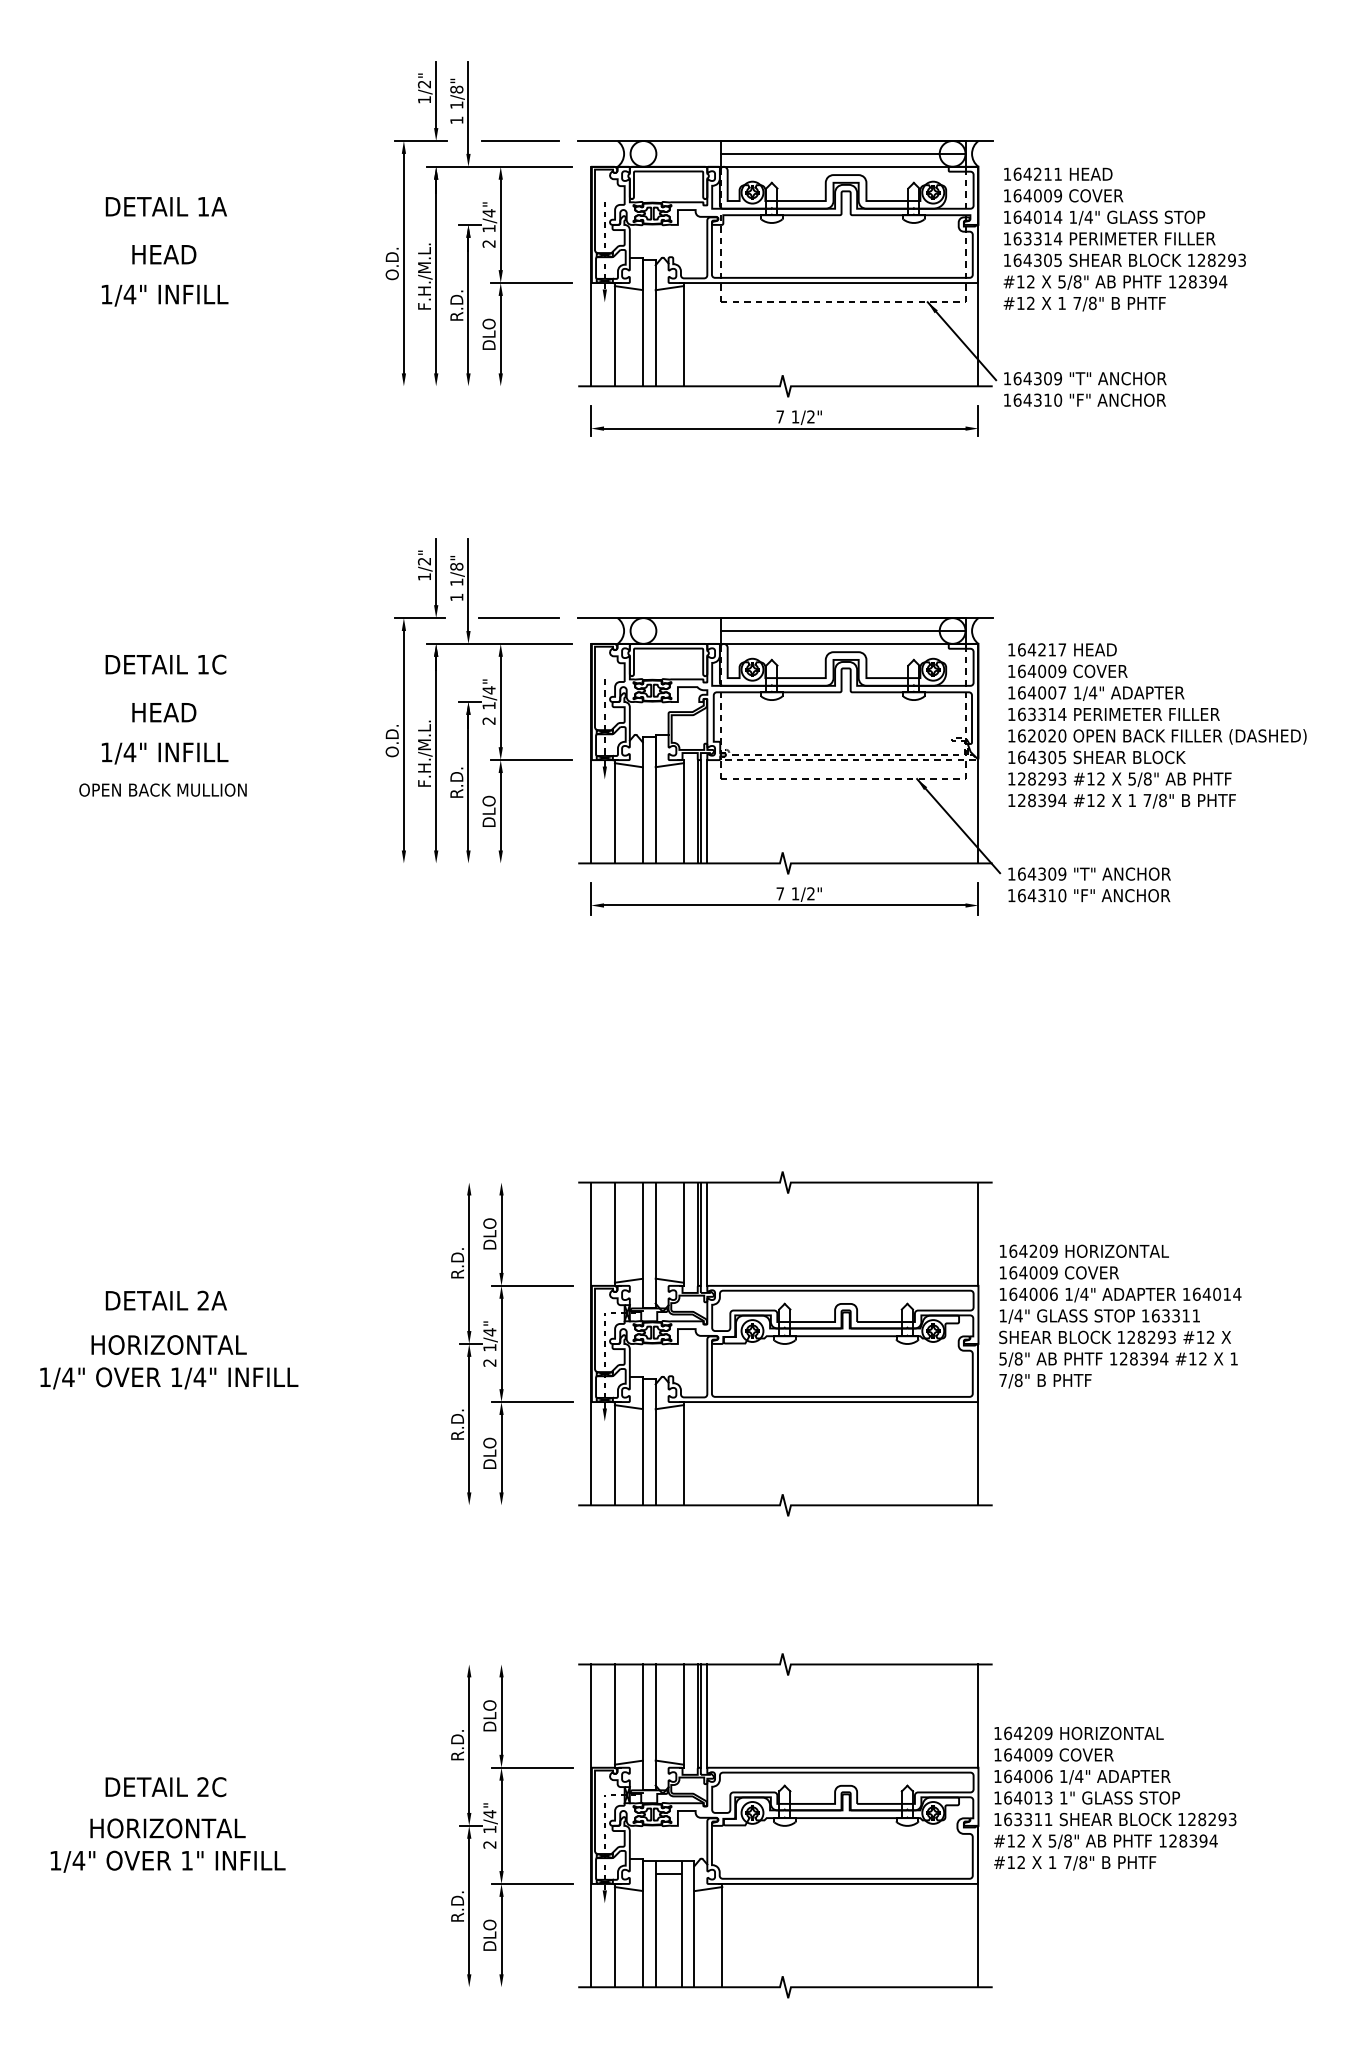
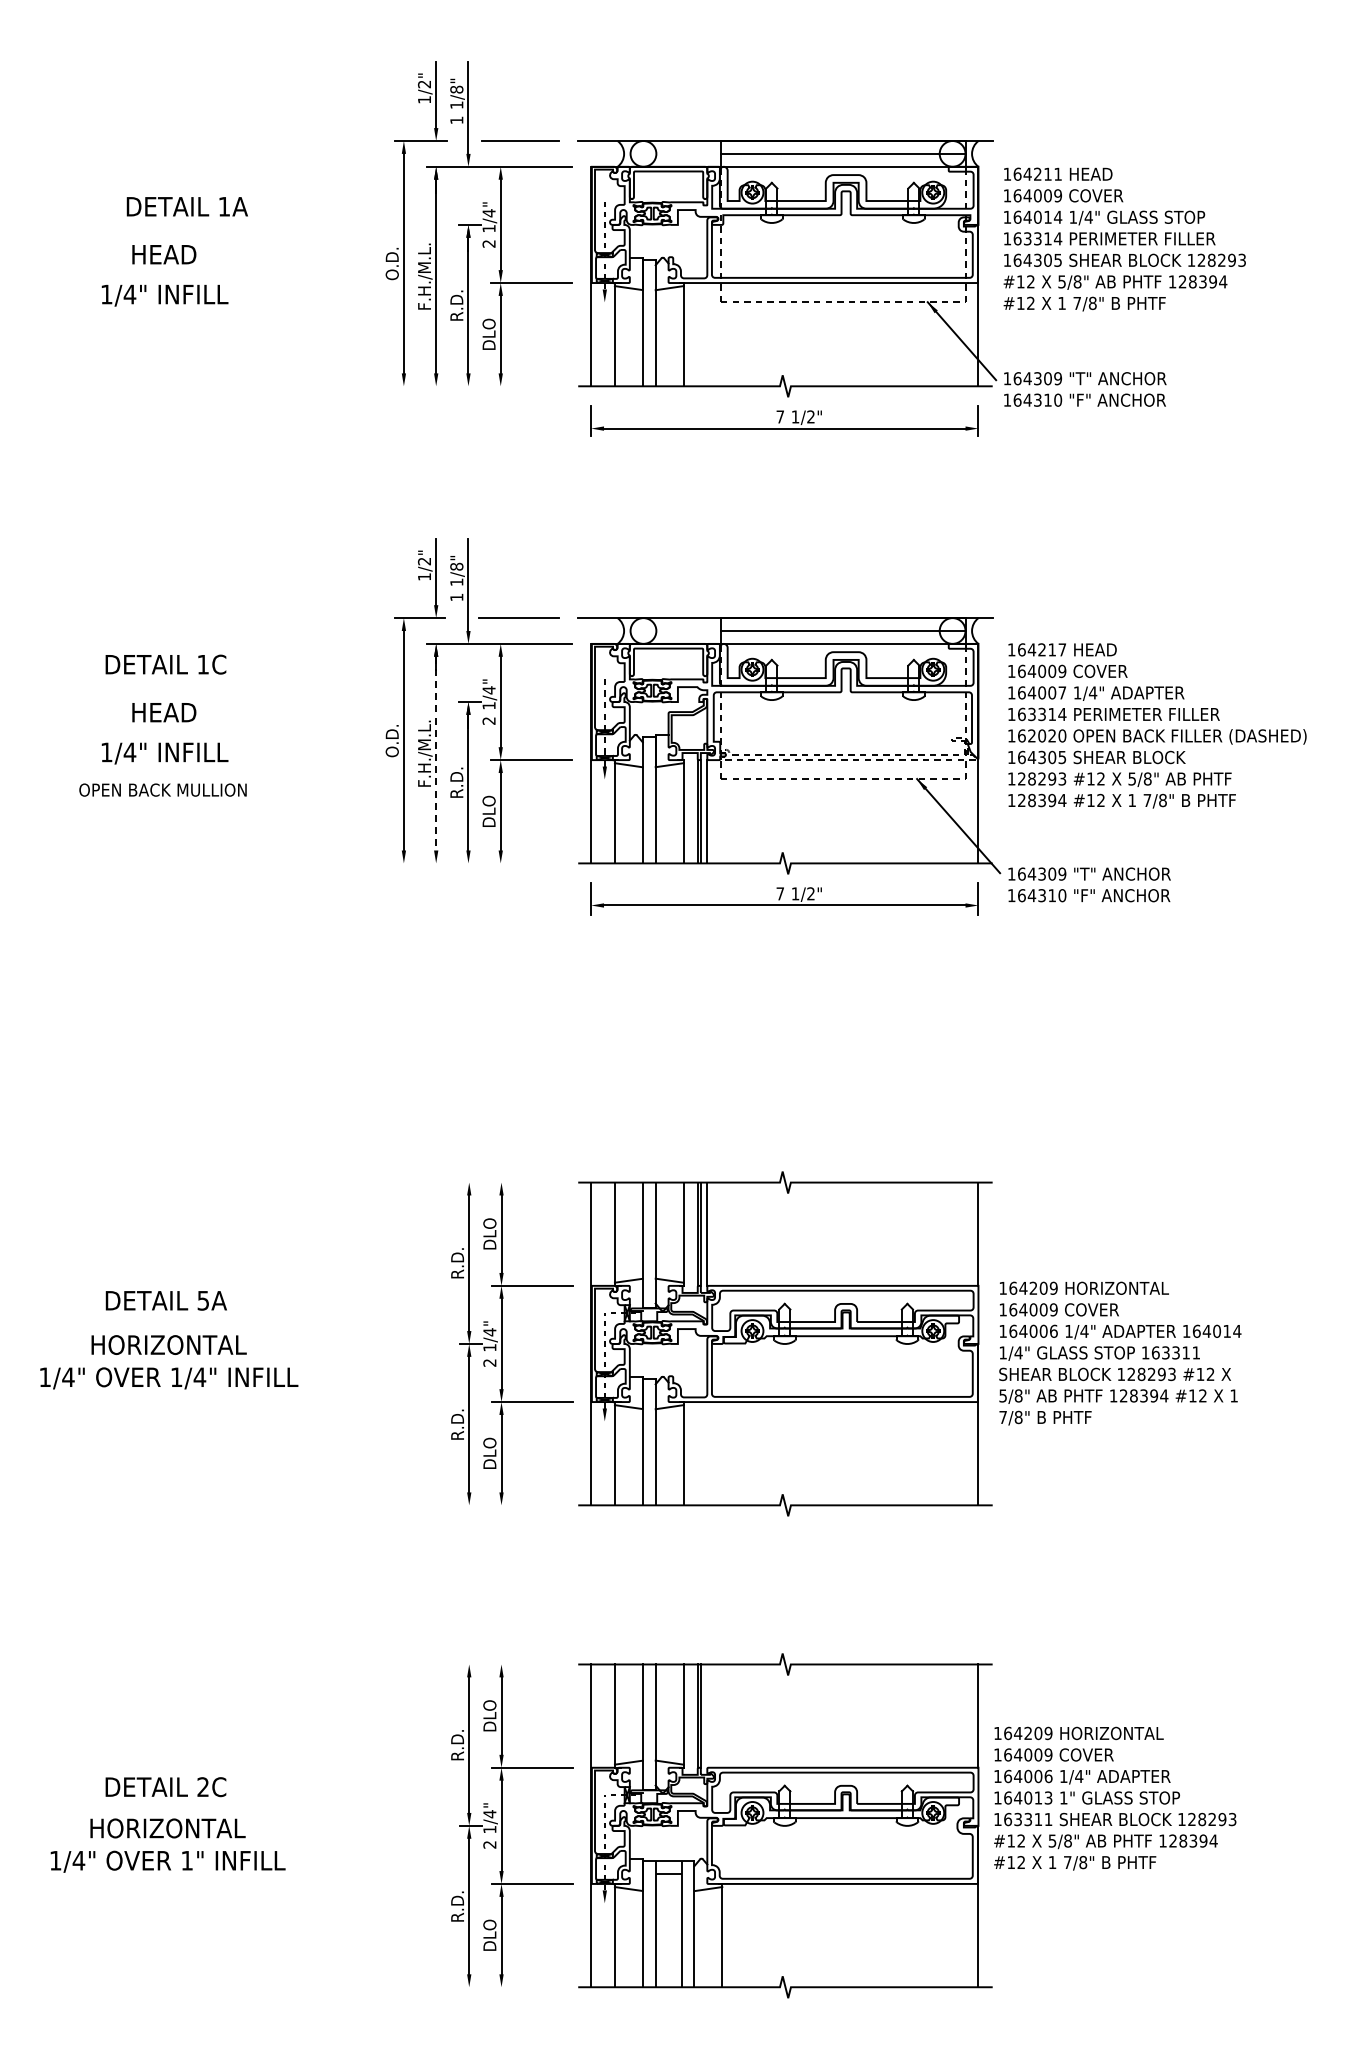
text position: (165, 206) -> (186, 206) (186, 206)
line: solid -> dashed (436, 753)
text: 2A -> 5A (202, 1300)
text position: (1120, 1316) -> (1120, 1353) (1120, 1353)
line: present -> none (707, 1715)
